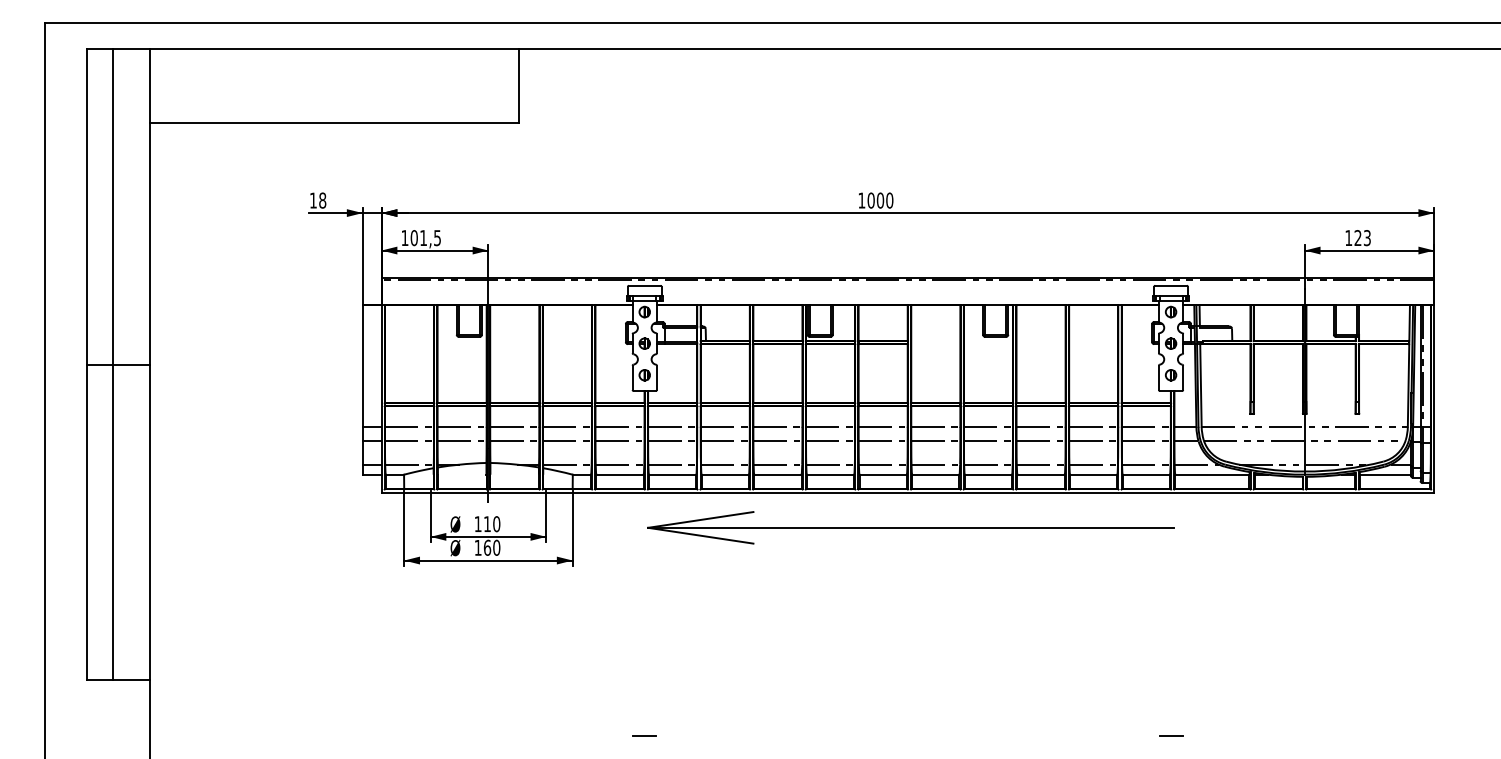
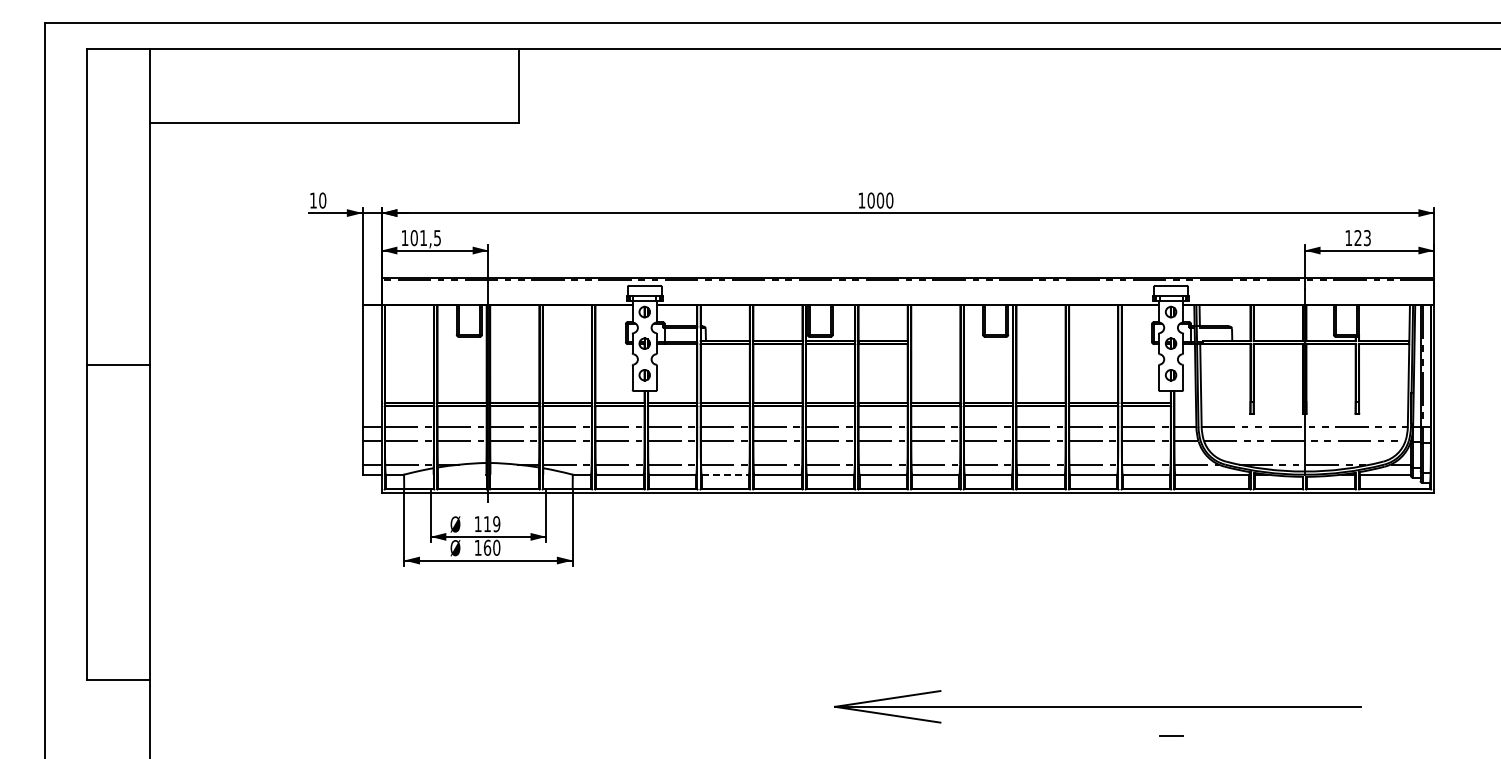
text: 18 -> 10 (322, 200)
line: present -> none (113, 364)
line: solid -> dashed (725, 474)
text: 110 -> 119 (496, 524)
part position: (910, 527) -> (1097, 706) (1097, 706)
line: present -> none (644, 735)
